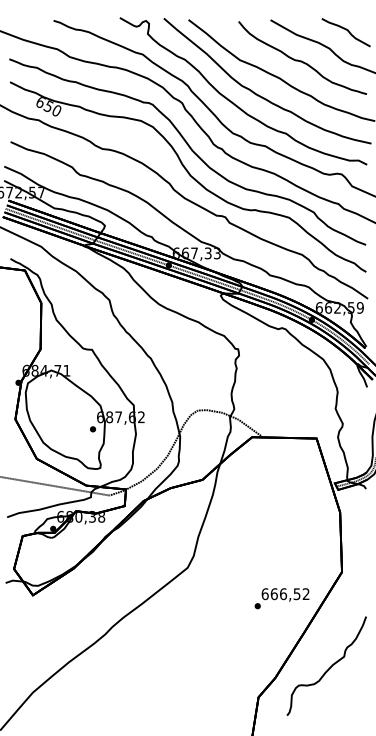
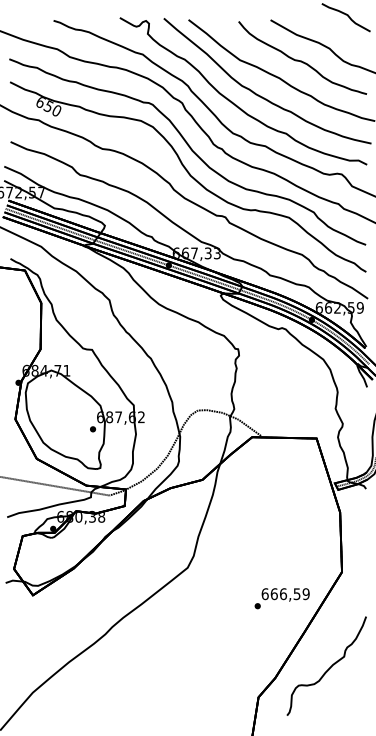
part position: (345, 32) -> (345, 17) (345, 17)
text: 666,52 -> 666,59 (305, 594)
